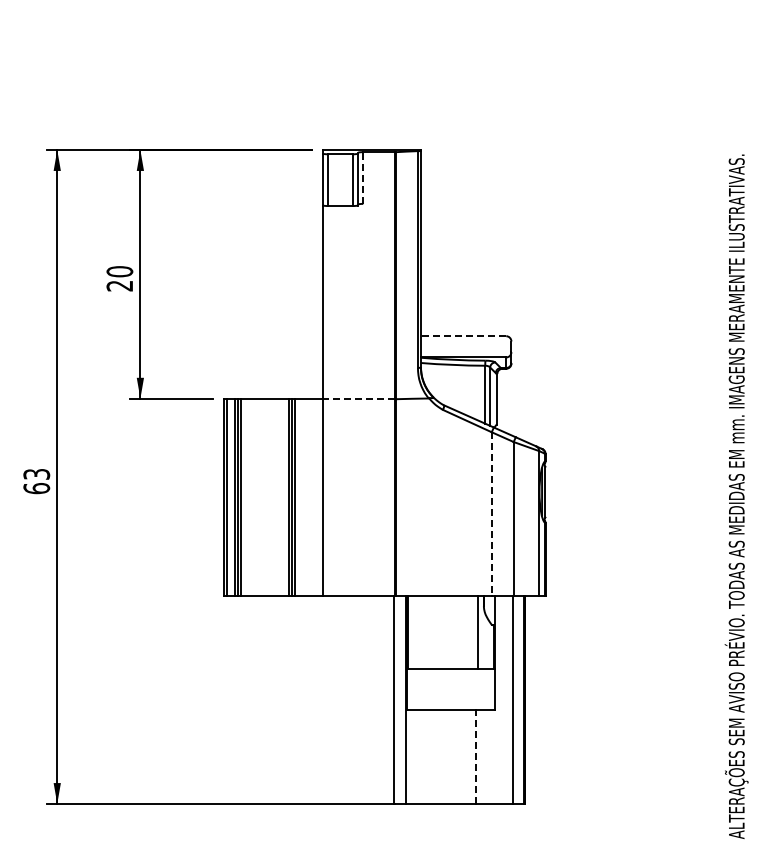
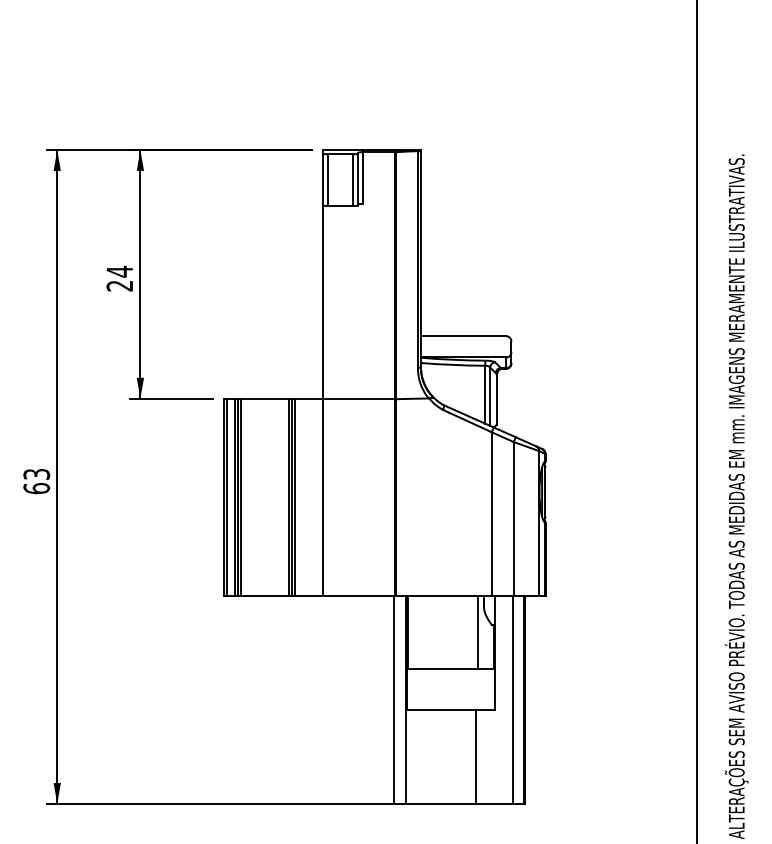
line: dashed -> solid (363, 178)
text: 20 -> 24 (119, 271)
line: dashed -> solid (463, 336)
line: dashed -> solid (358, 399)
line: none -> present (696, 421)
line: dashed -> solid (491, 514)
line: dashed -> solid (476, 757)
